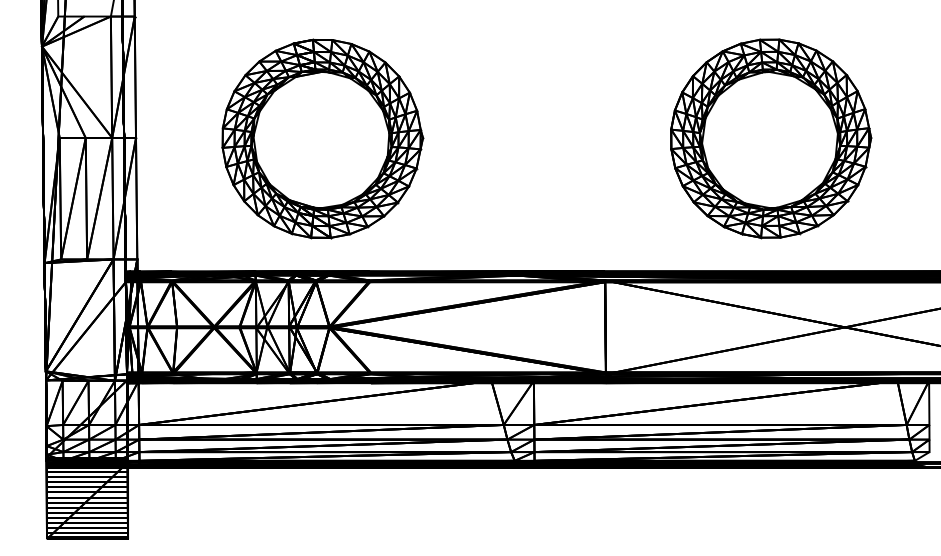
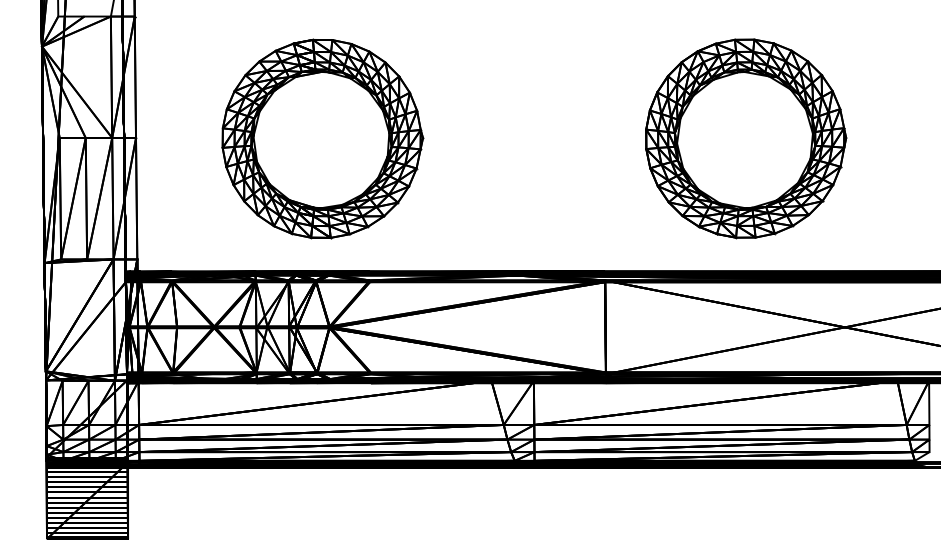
part position: (771, 138) -> (746, 138) (746, 138)
